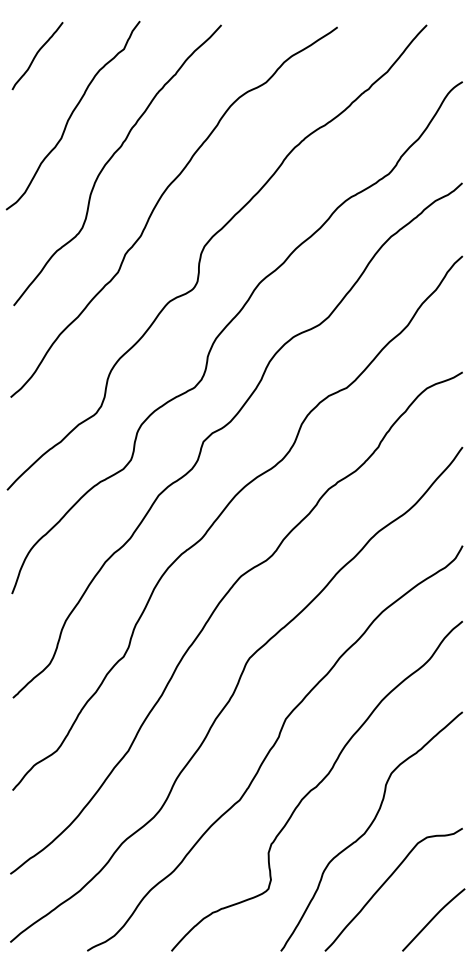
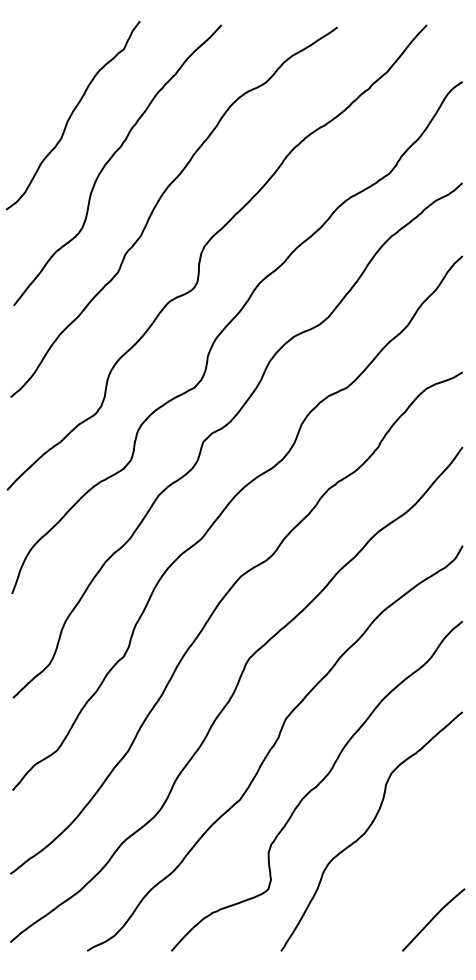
curve: present -> none (36, 56)
curve: present -> none (386, 882)
